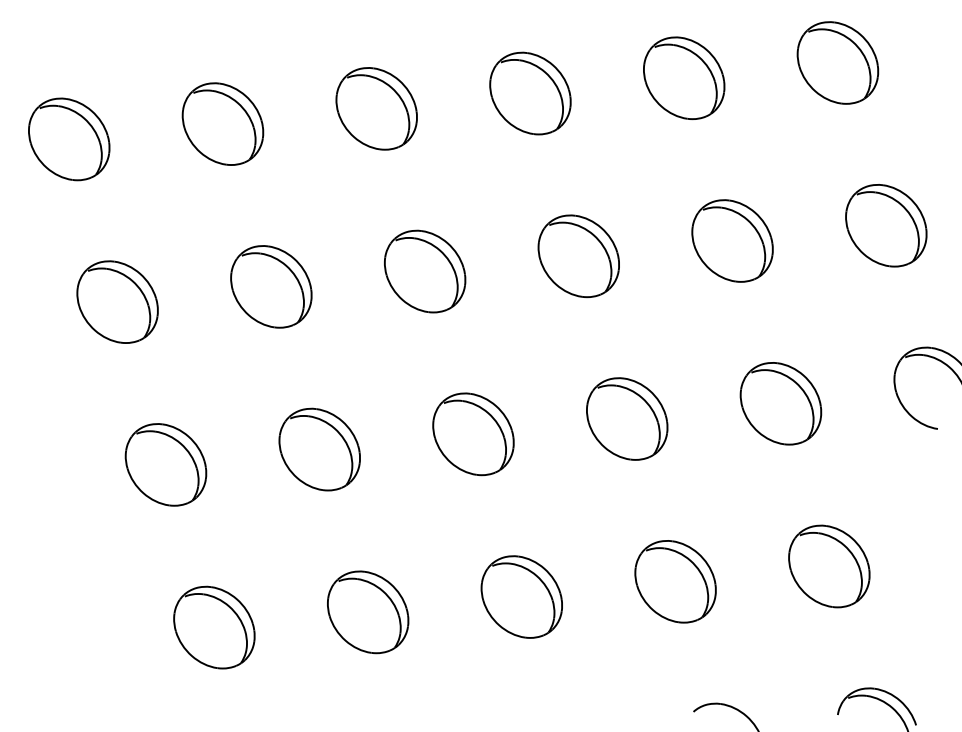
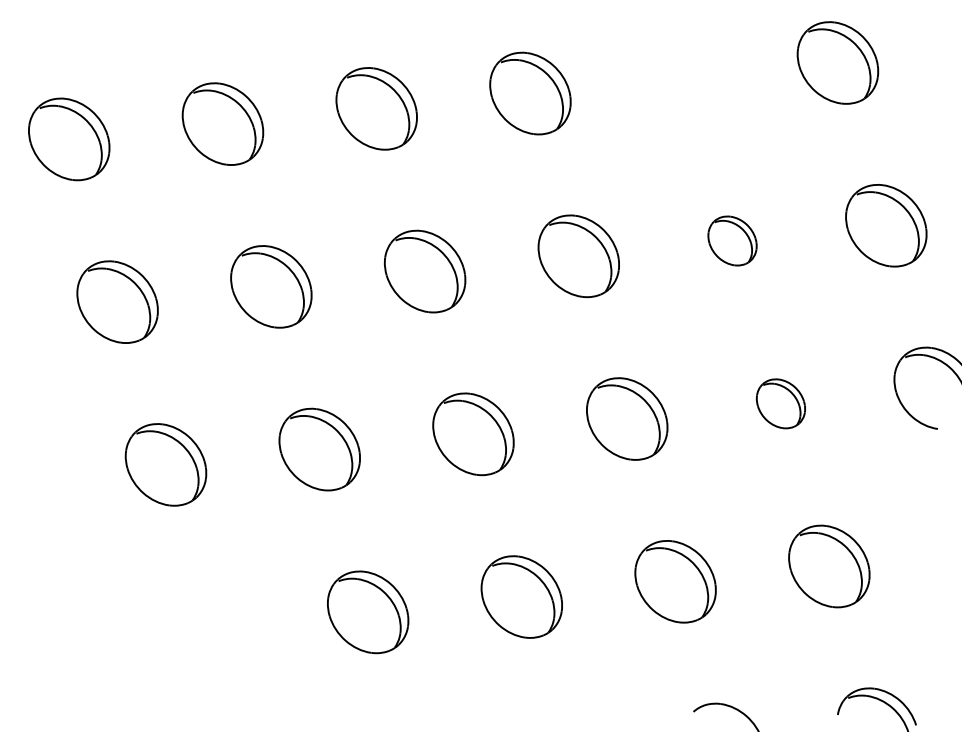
part: present -> none (684, 77)
part size: 83x84 px -> 51x52 px (732, 240)
part size: 84x84 px -> 51x52 px (780, 403)
part: present -> none (214, 627)
